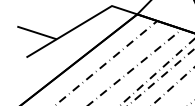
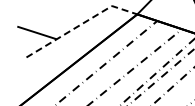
line: solid -> dashed (81, 24)
